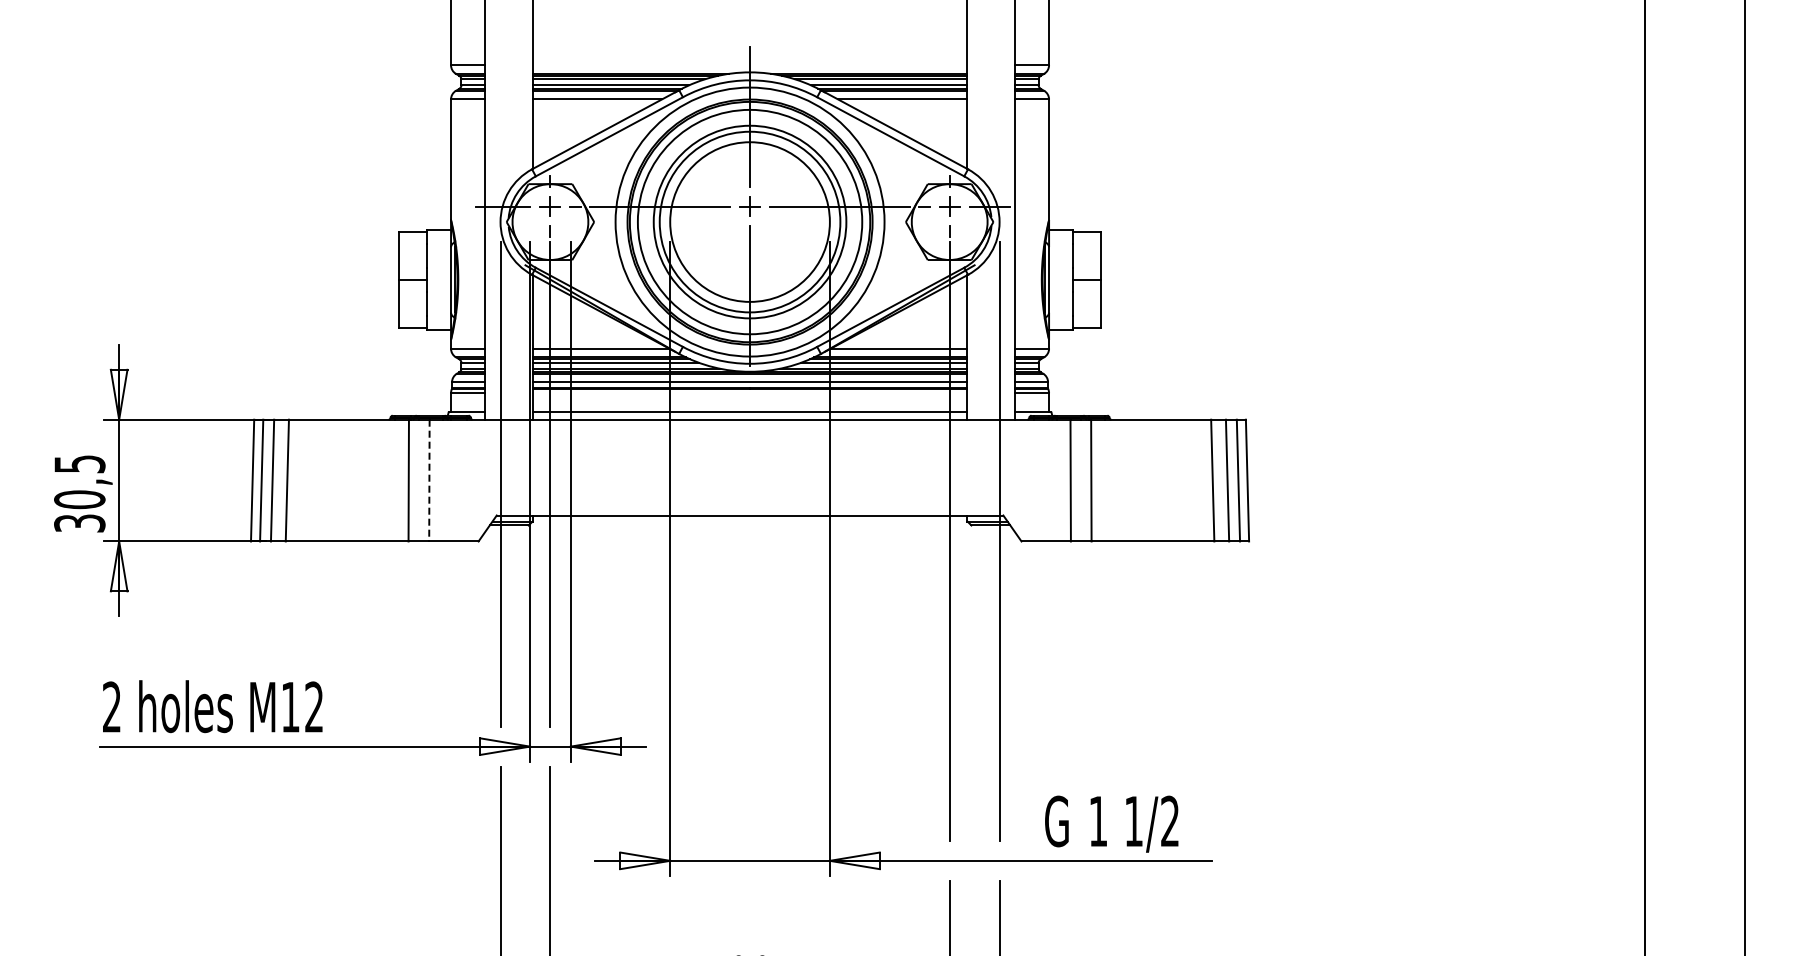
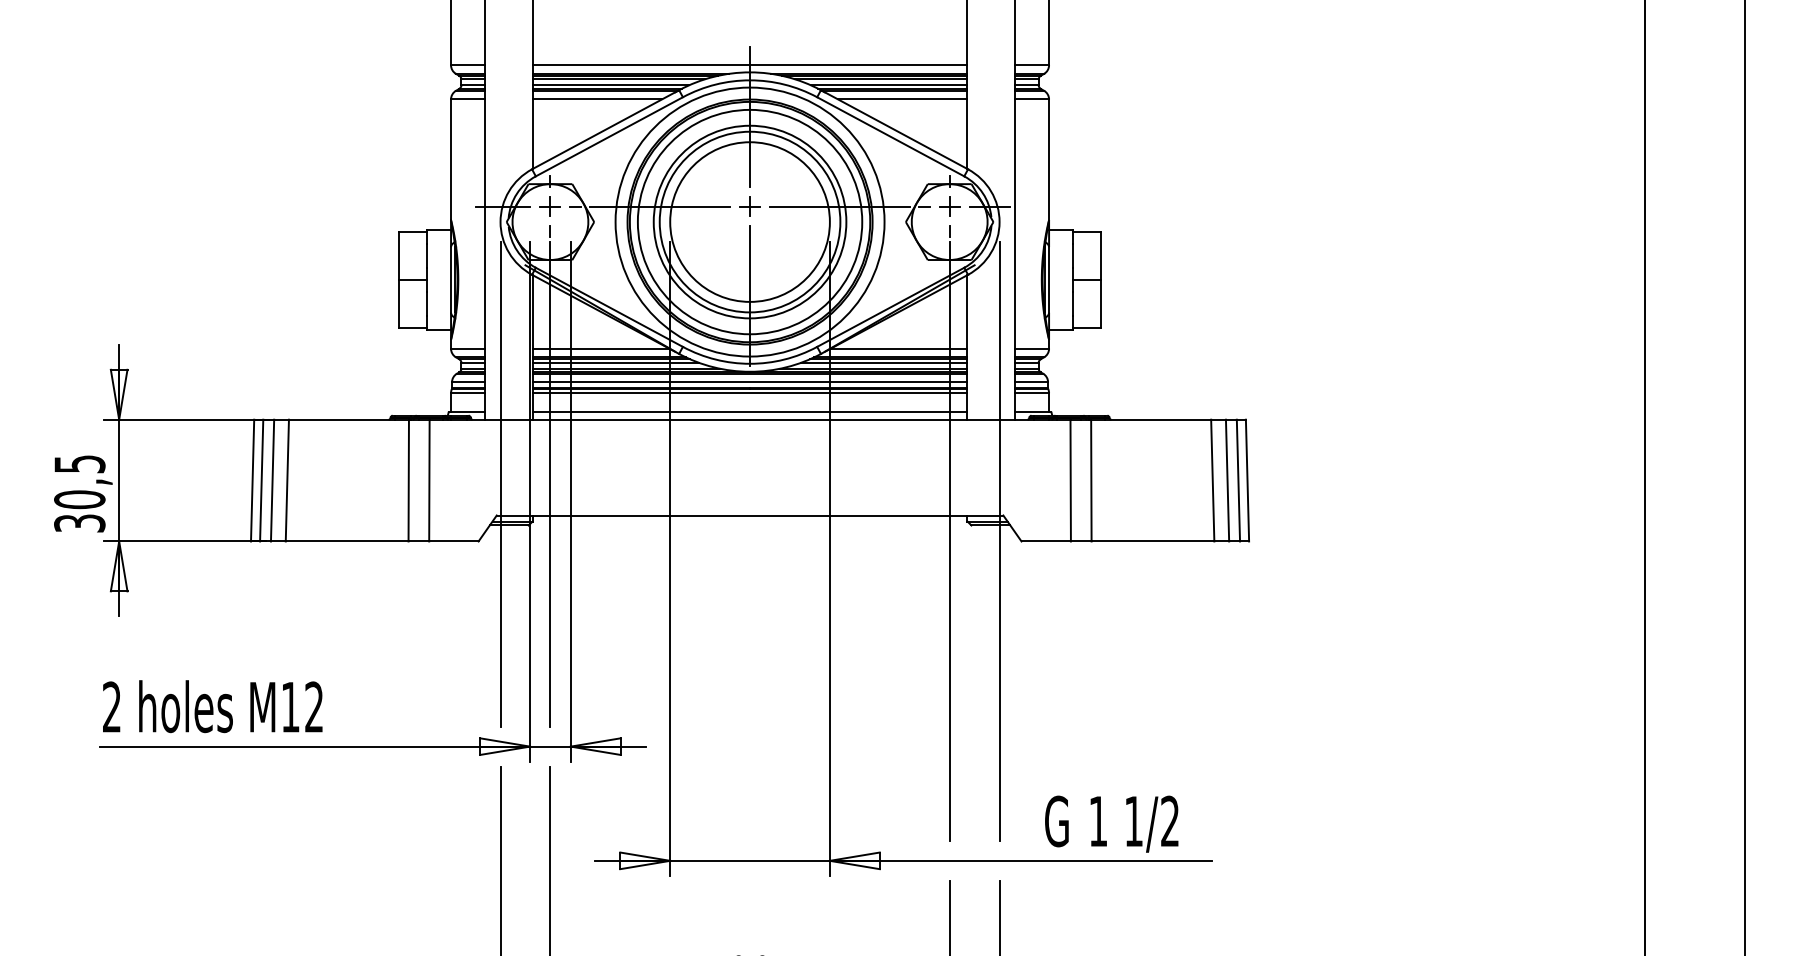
line: none -> present (749, 65)
line: none -> present (749, 393)
line: dashed -> solid (429, 480)
